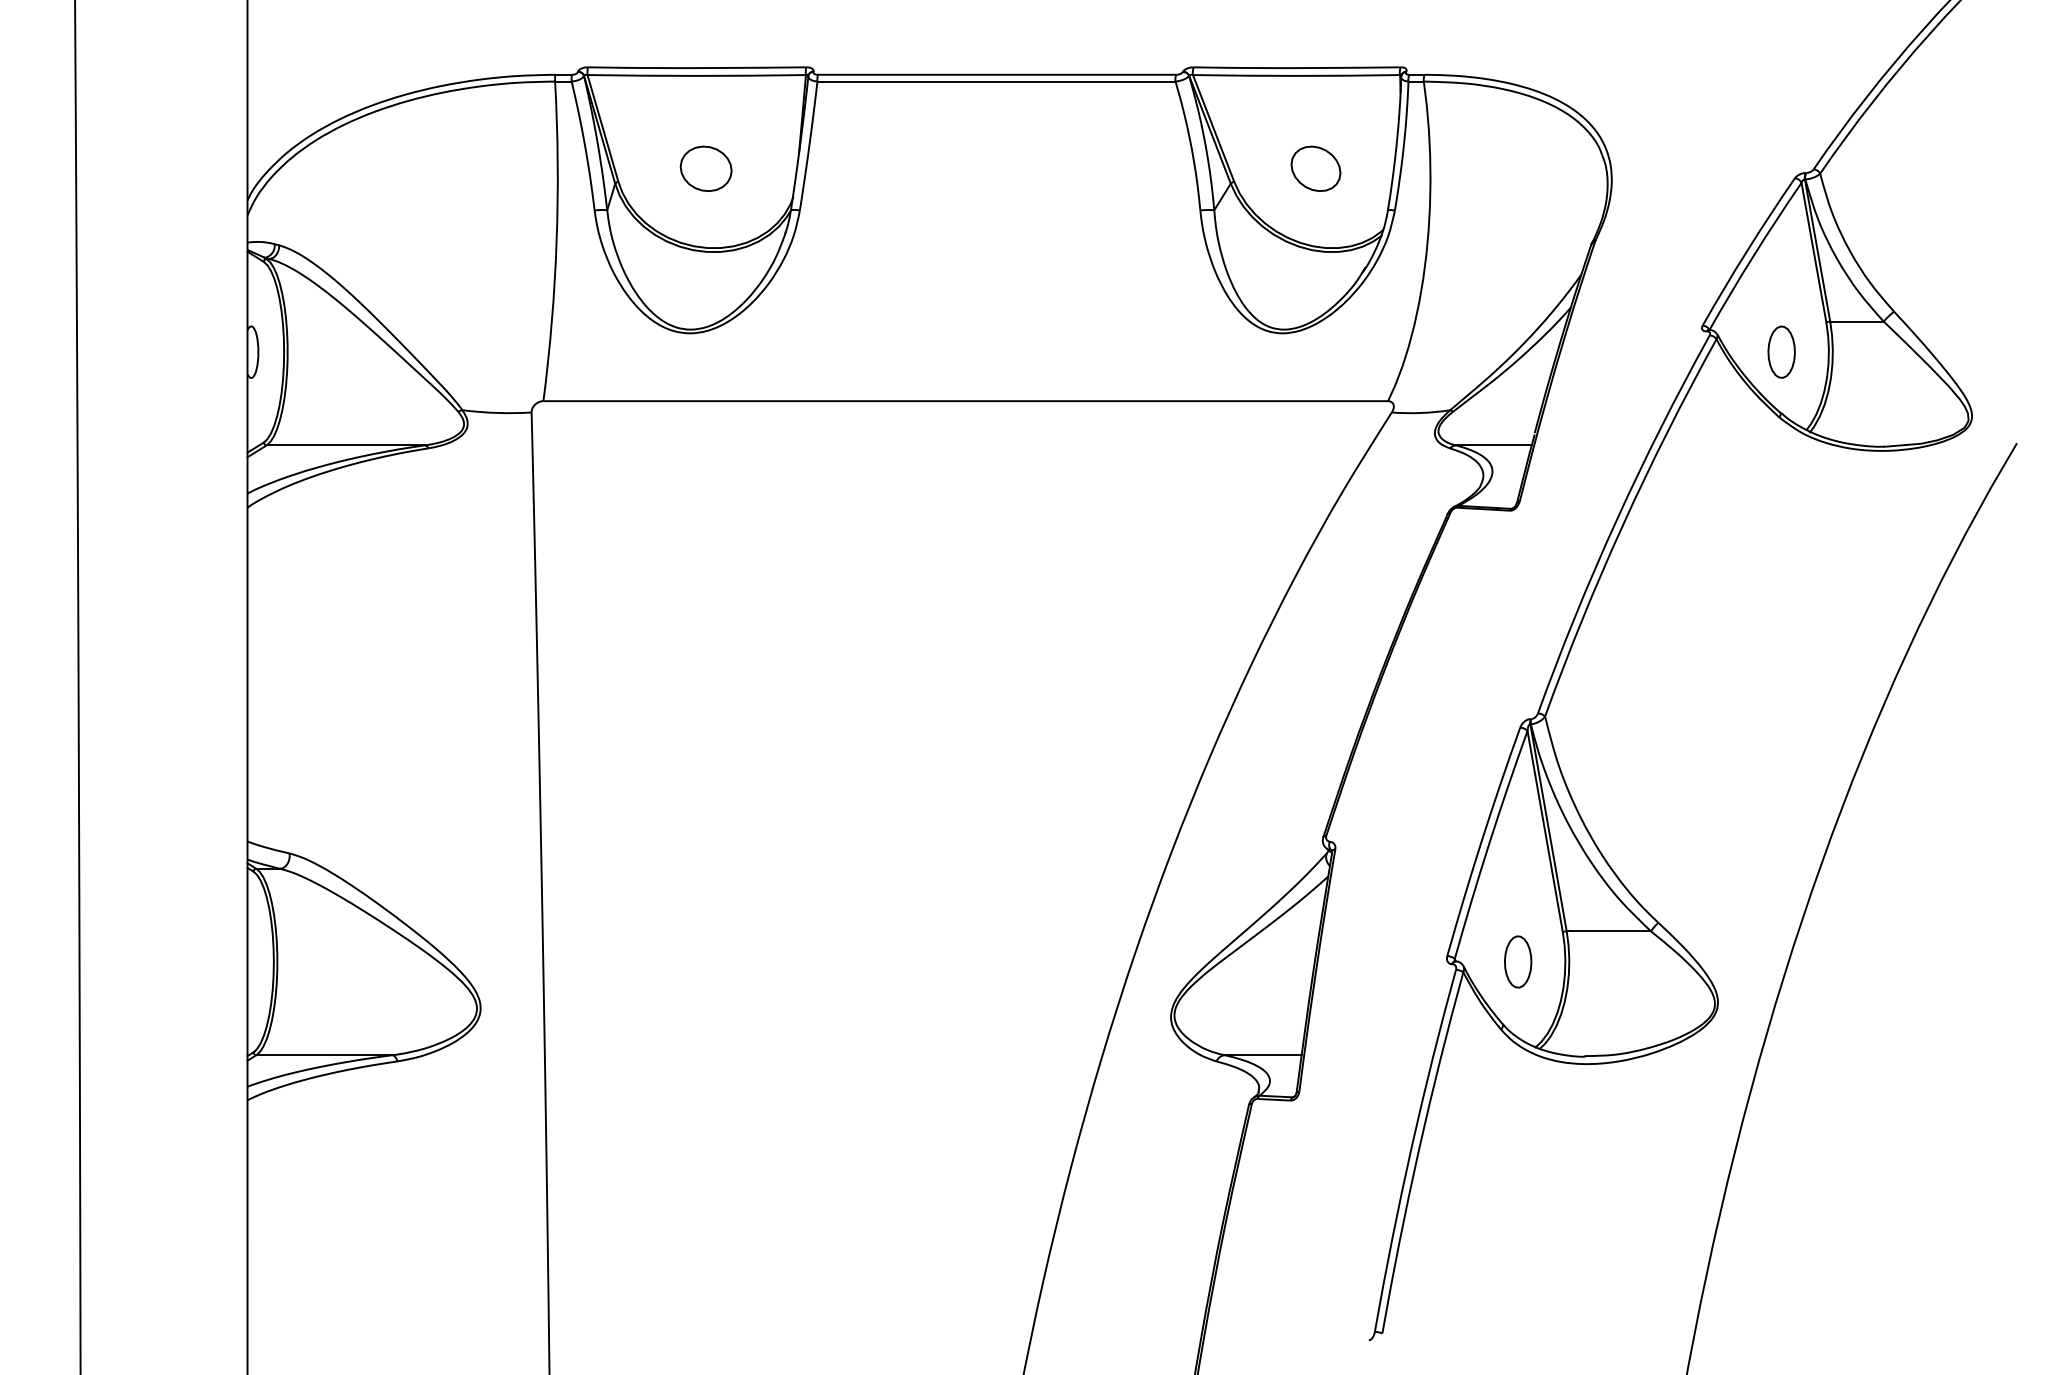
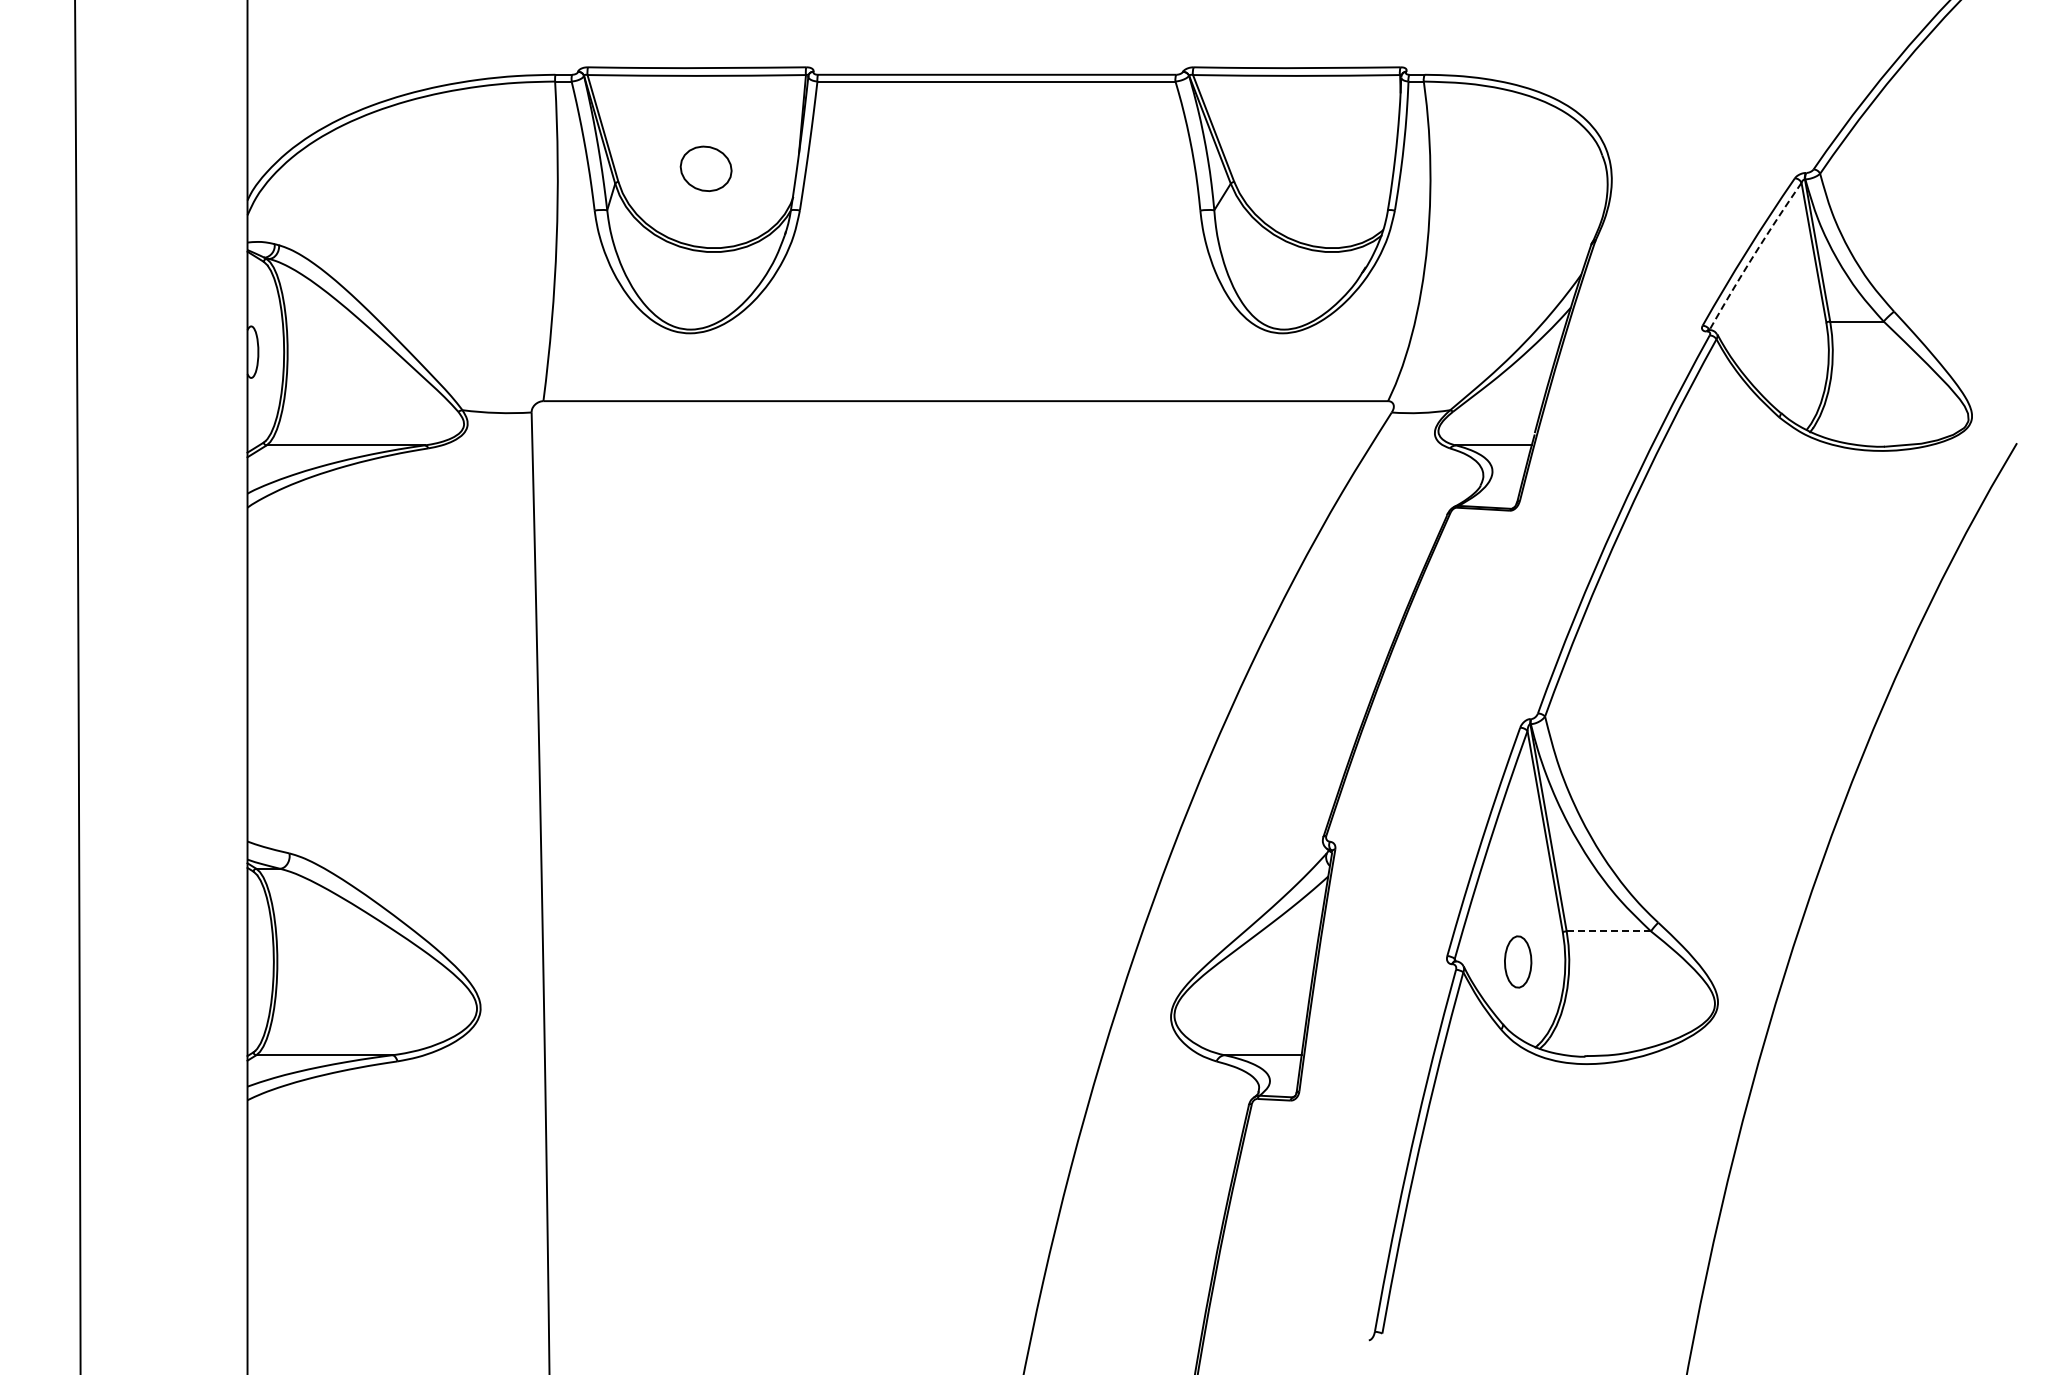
part: present -> none (1315, 168)
arc: solid -> dashed (1753, 255)
part: present -> none (1781, 351)
line: solid -> dashed (1608, 931)
